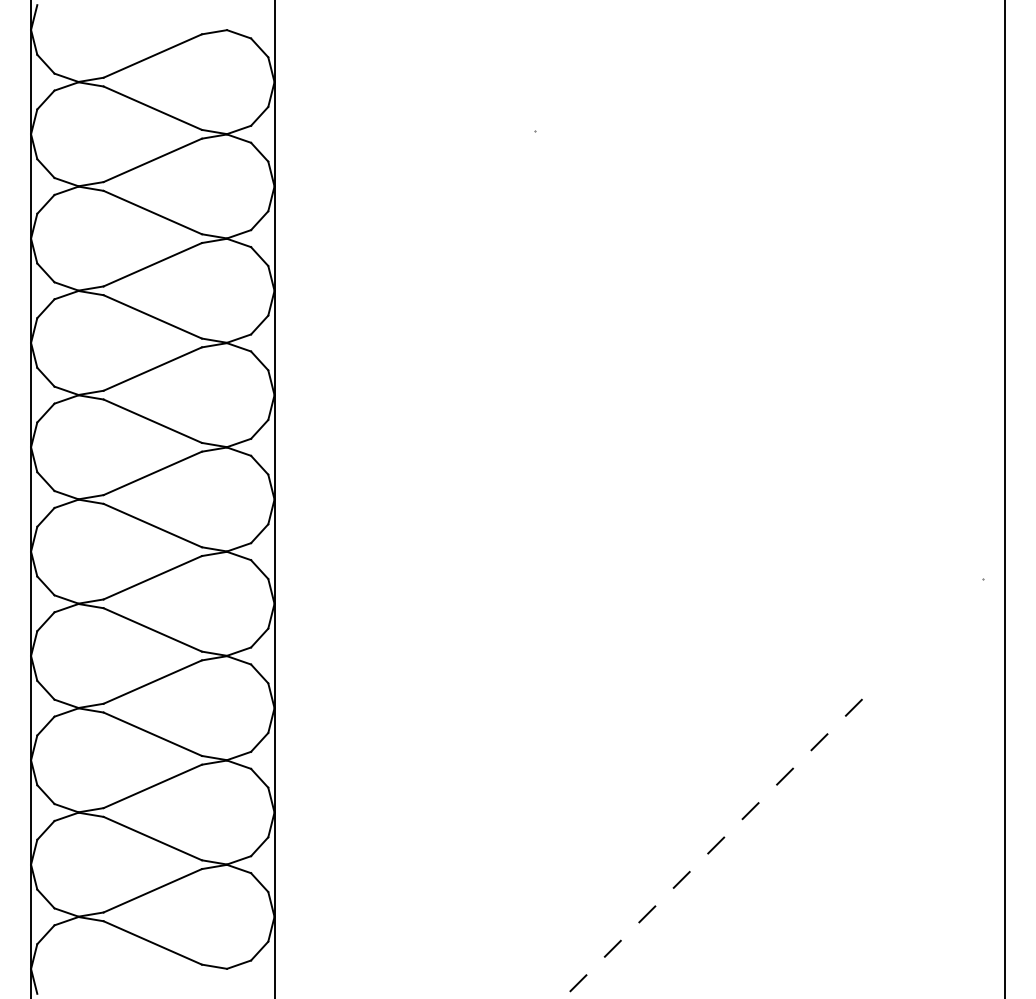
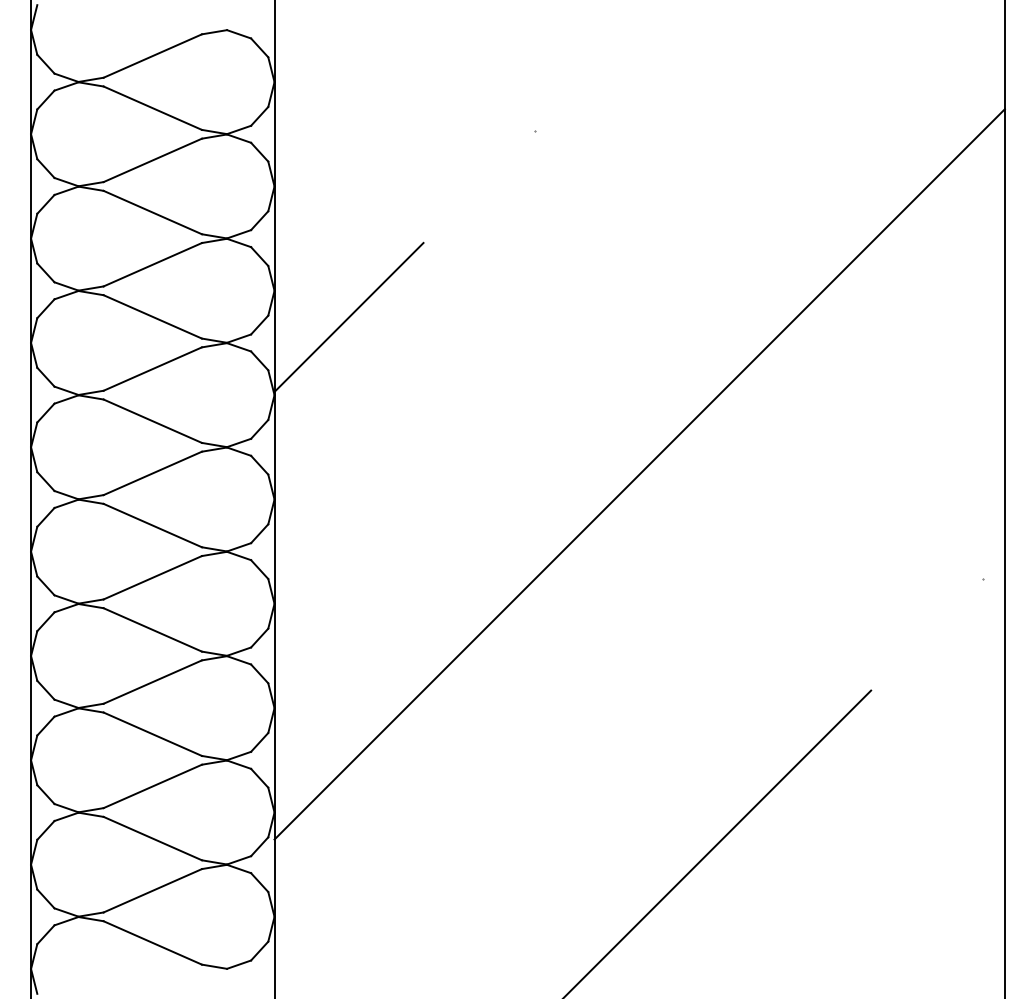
line: none -> present (348, 316)
line: none -> present (639, 474)
line: dashed -> solid (717, 844)
